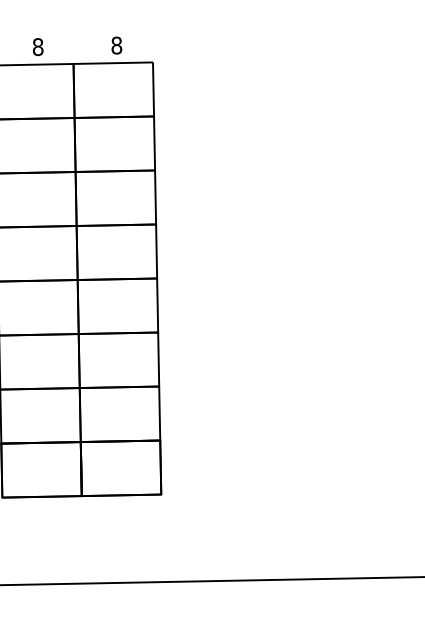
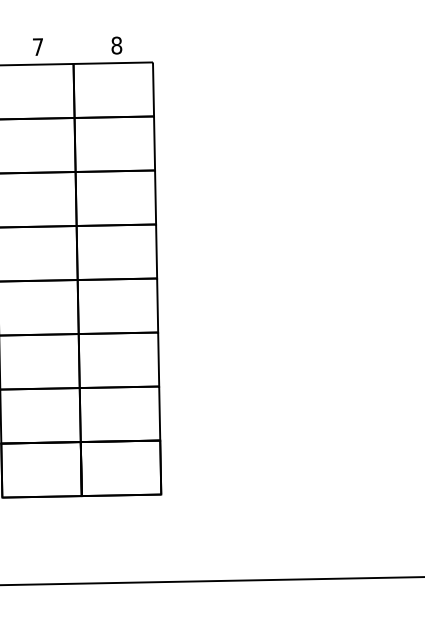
text: 8 -> 7 (38, 47)
